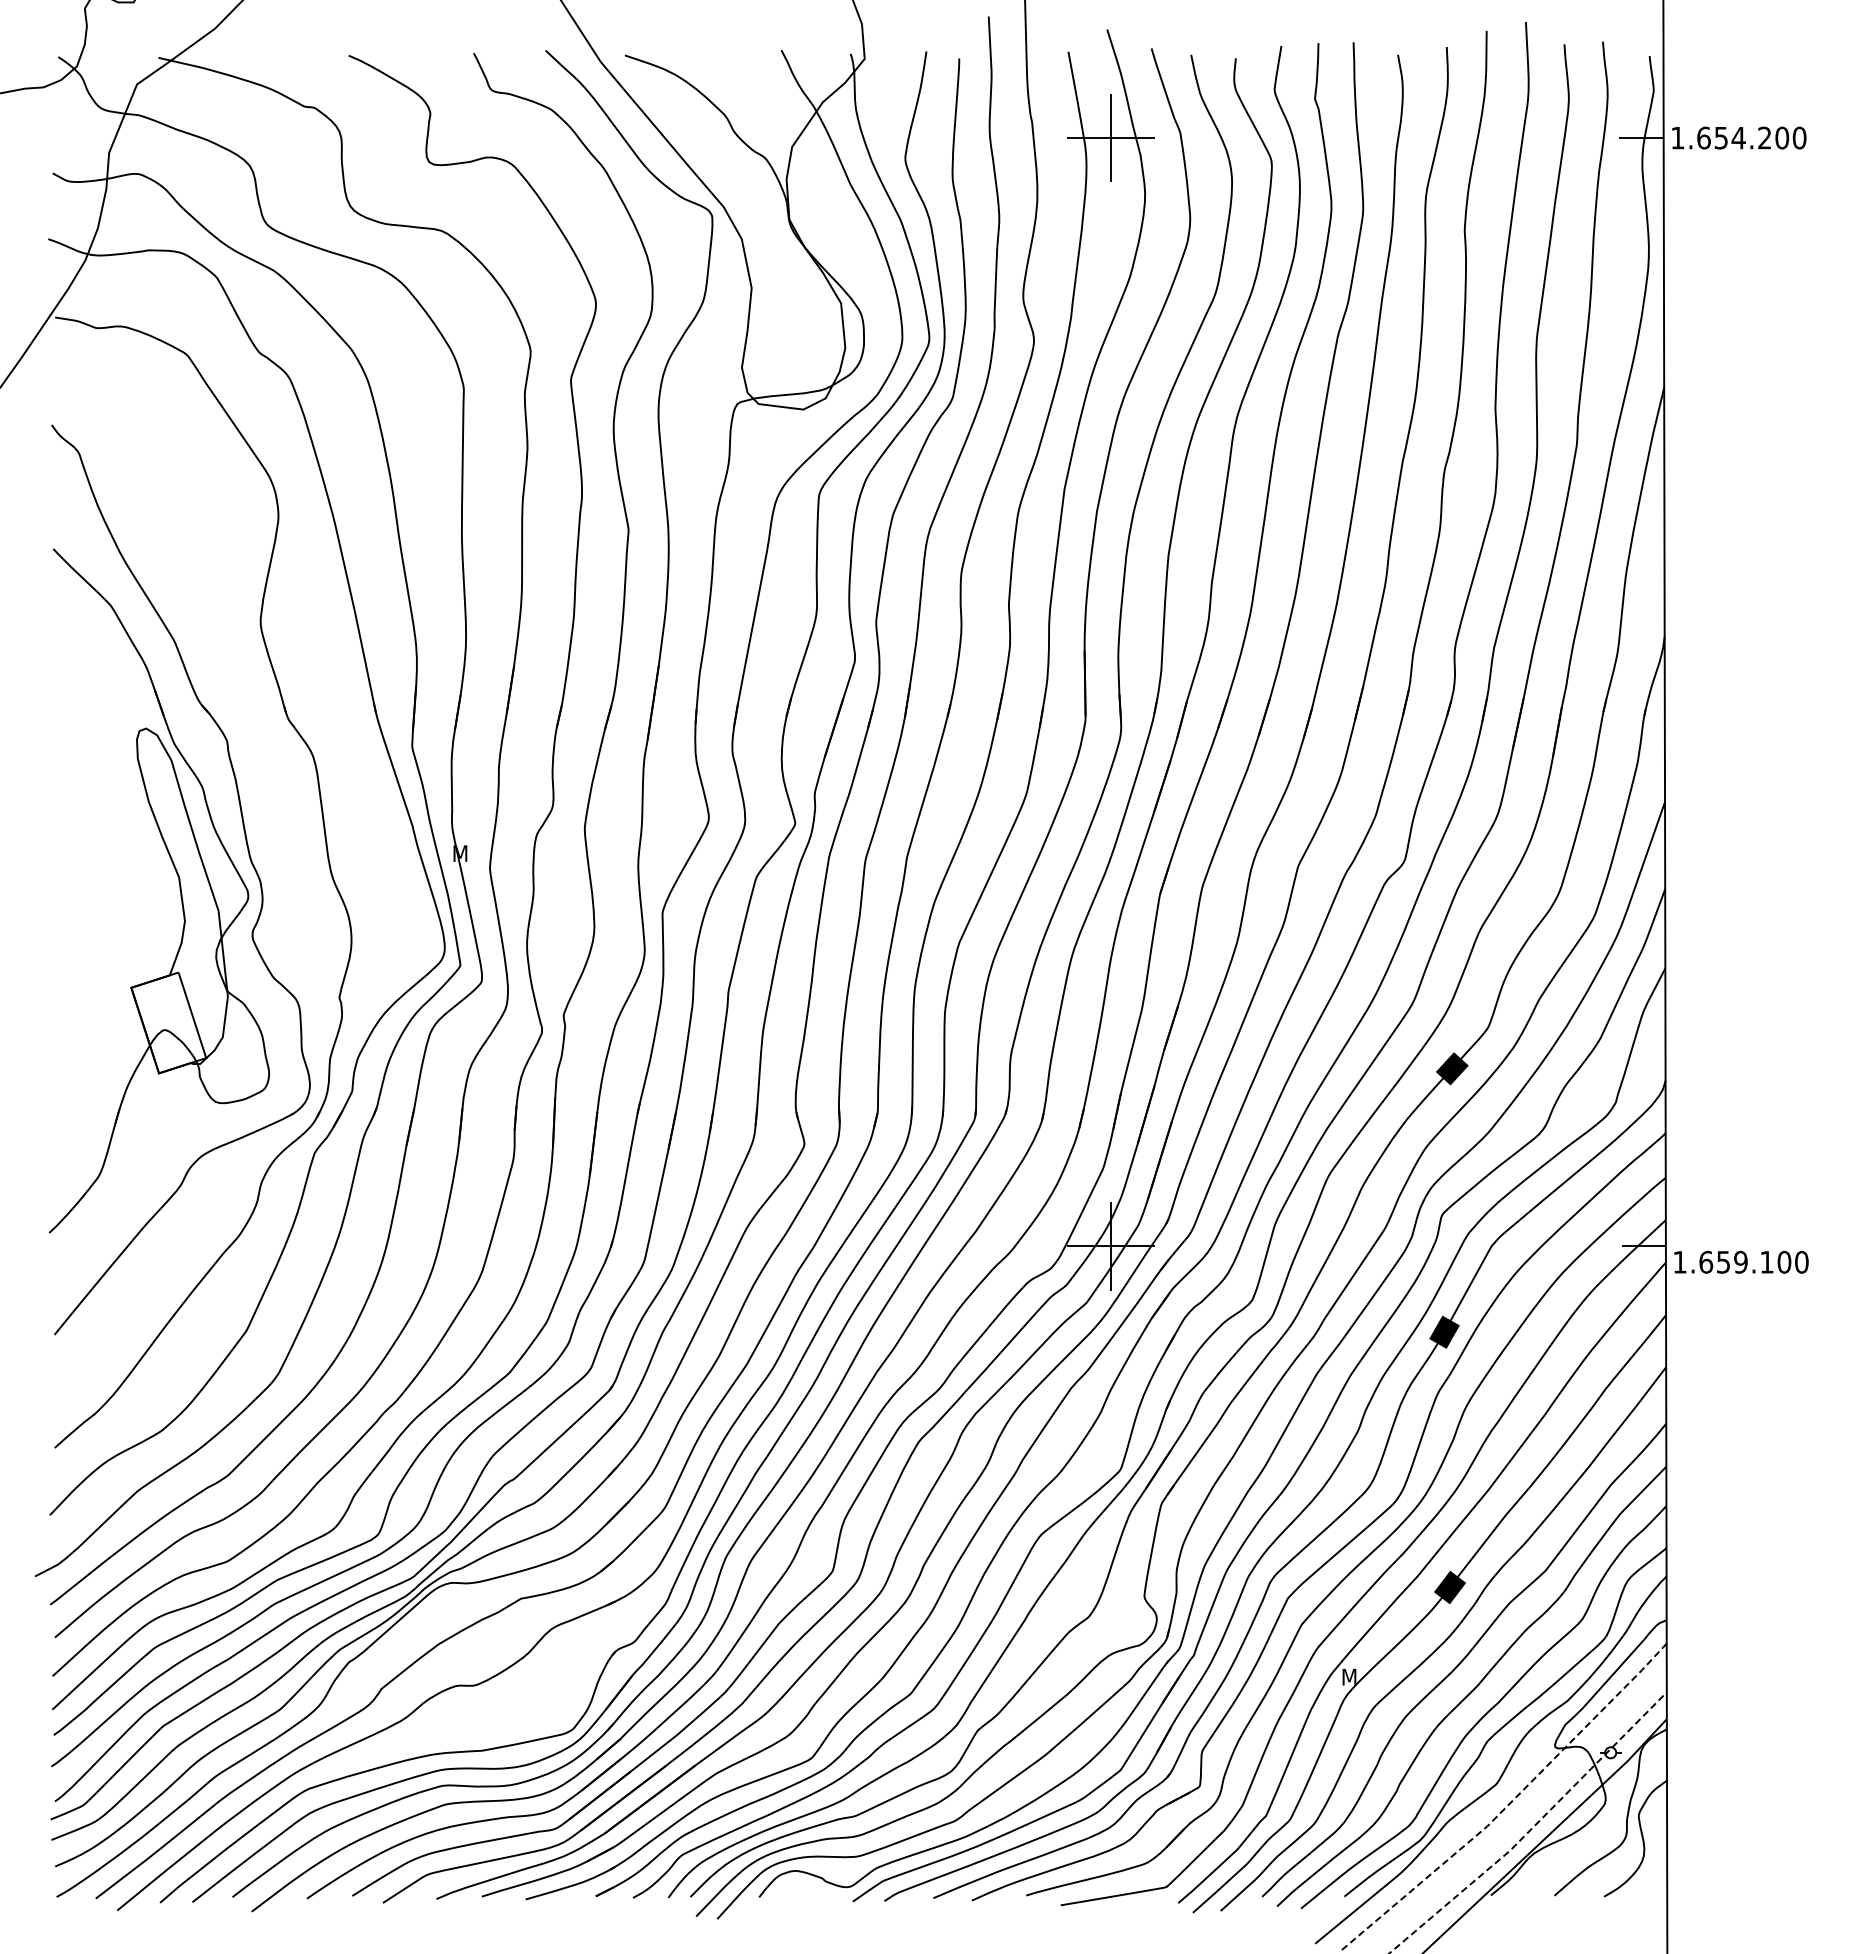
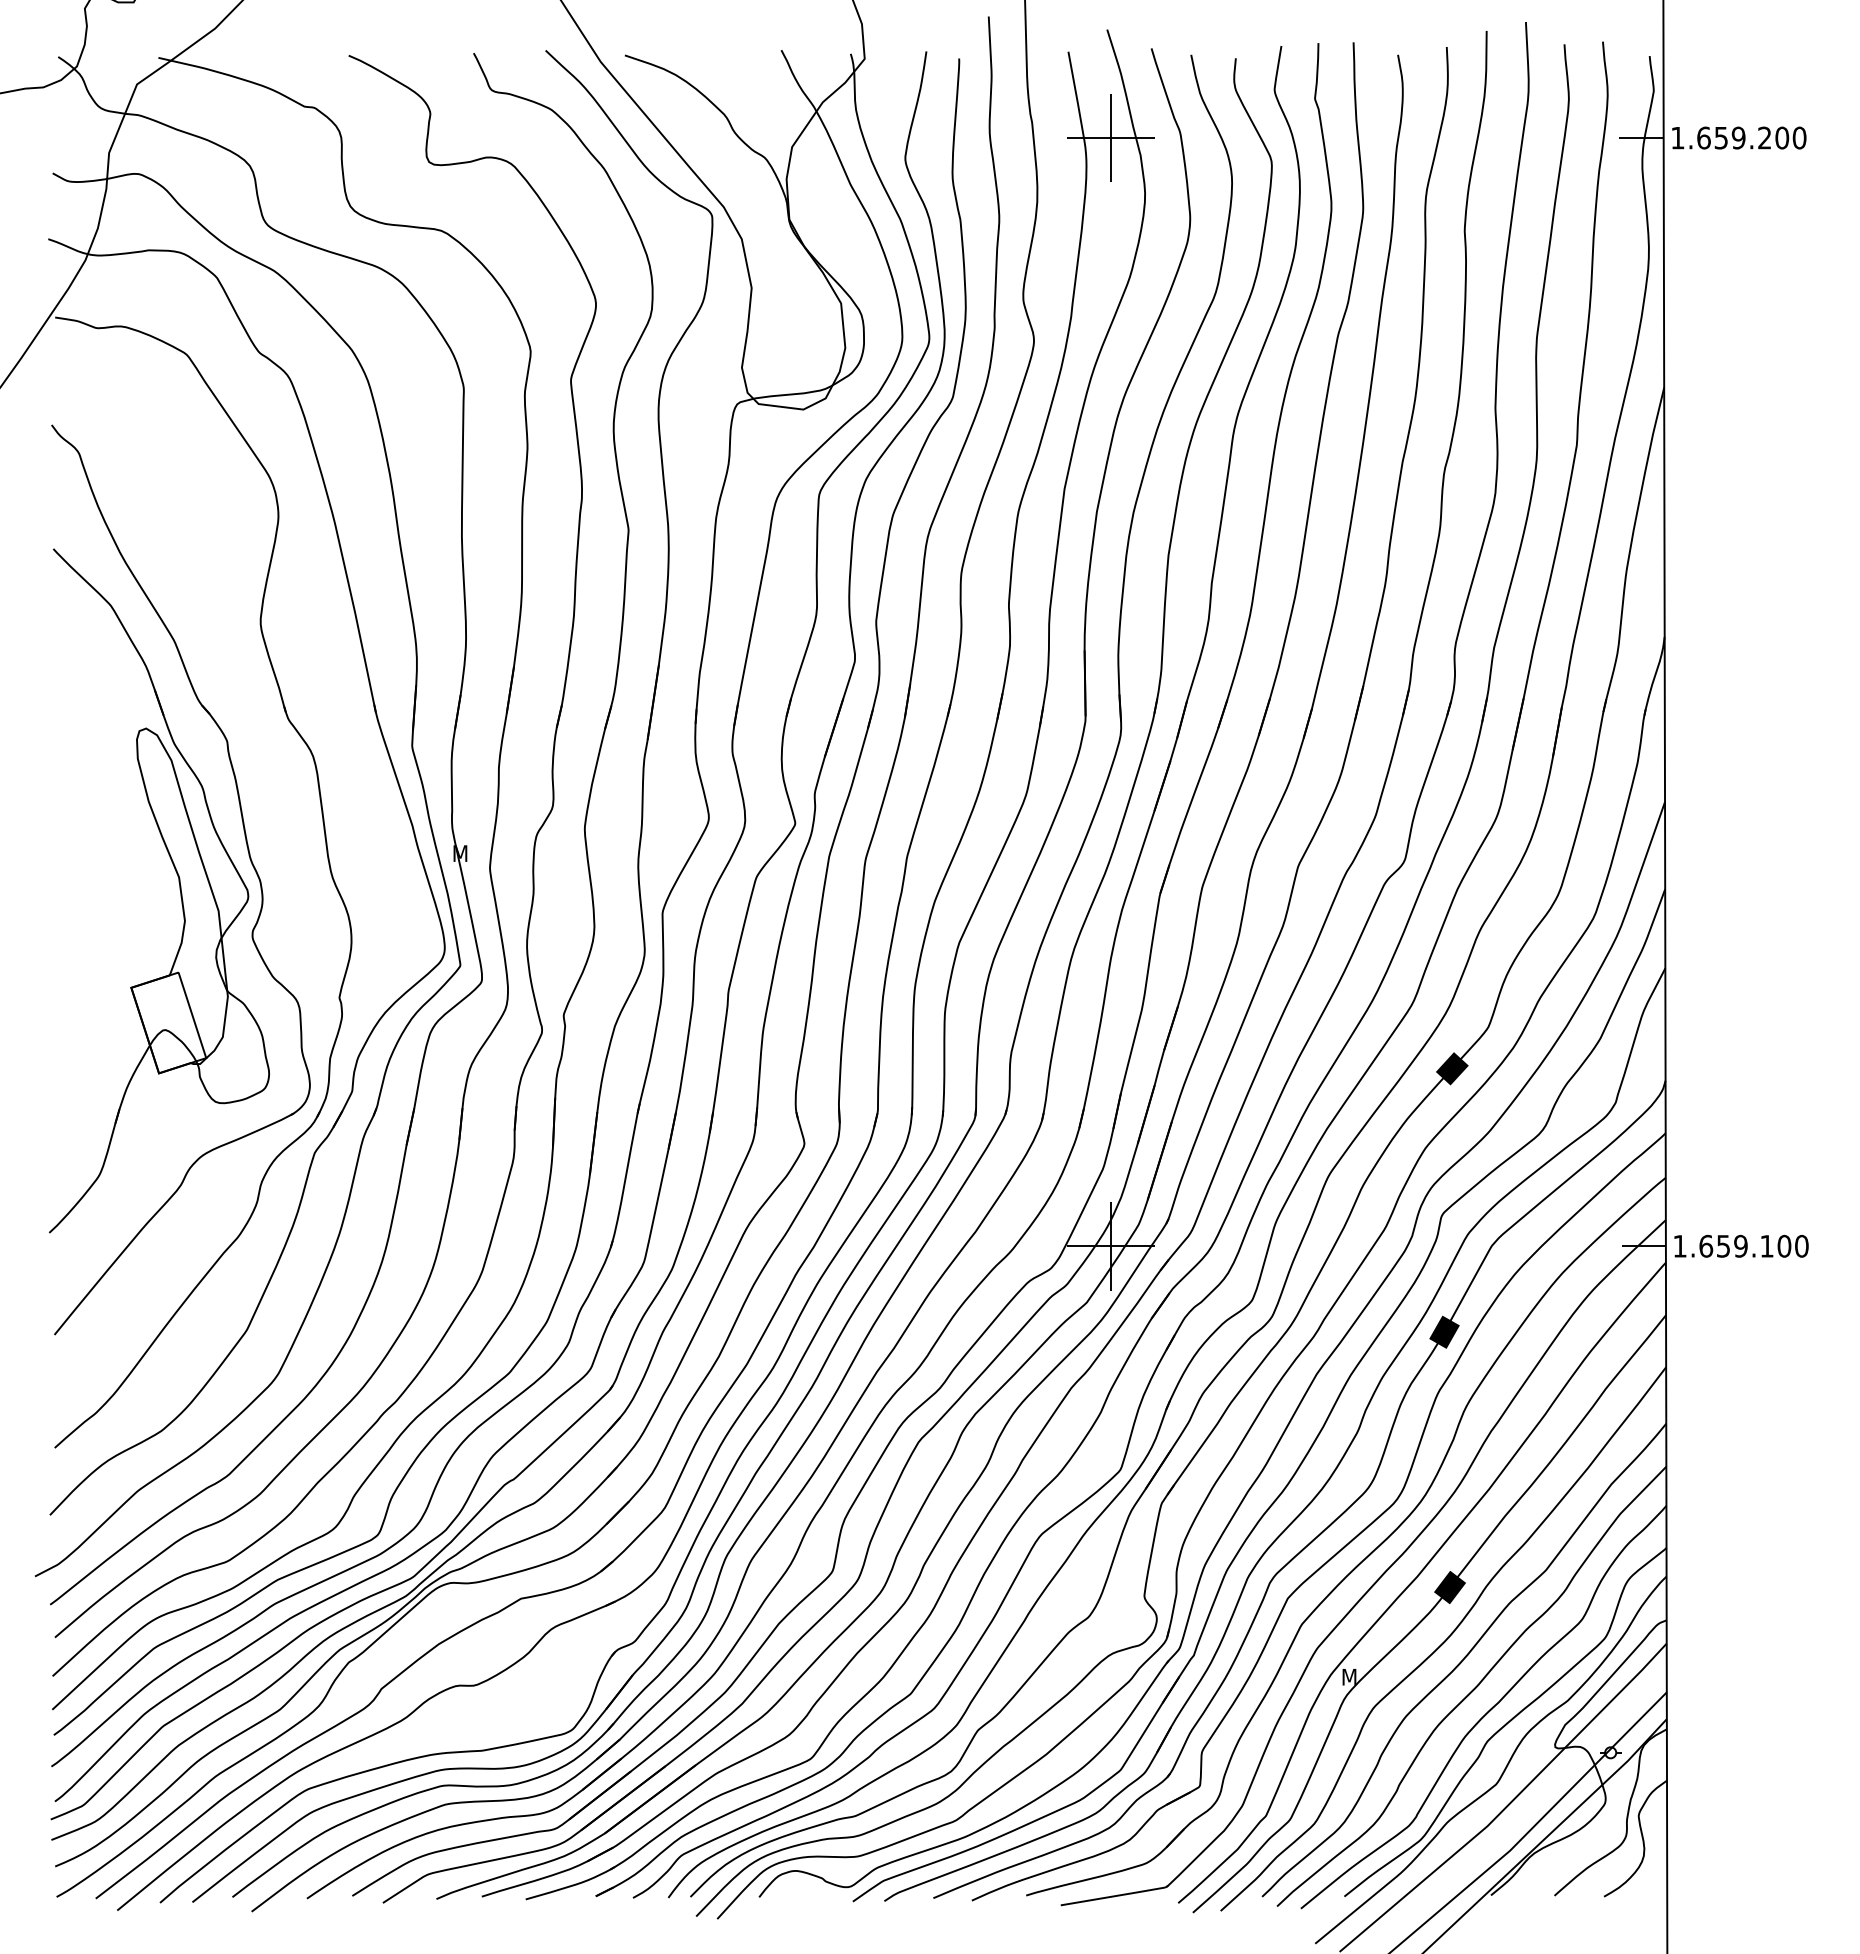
text: 1.654.200 -> 1.659.200 (1738, 137)
text position: (1741, 1261) -> (1741, 1245) (1741, 1245)
line: dashed -> solid (1509, 1804)
line: dashed -> solid (1533, 1827)
